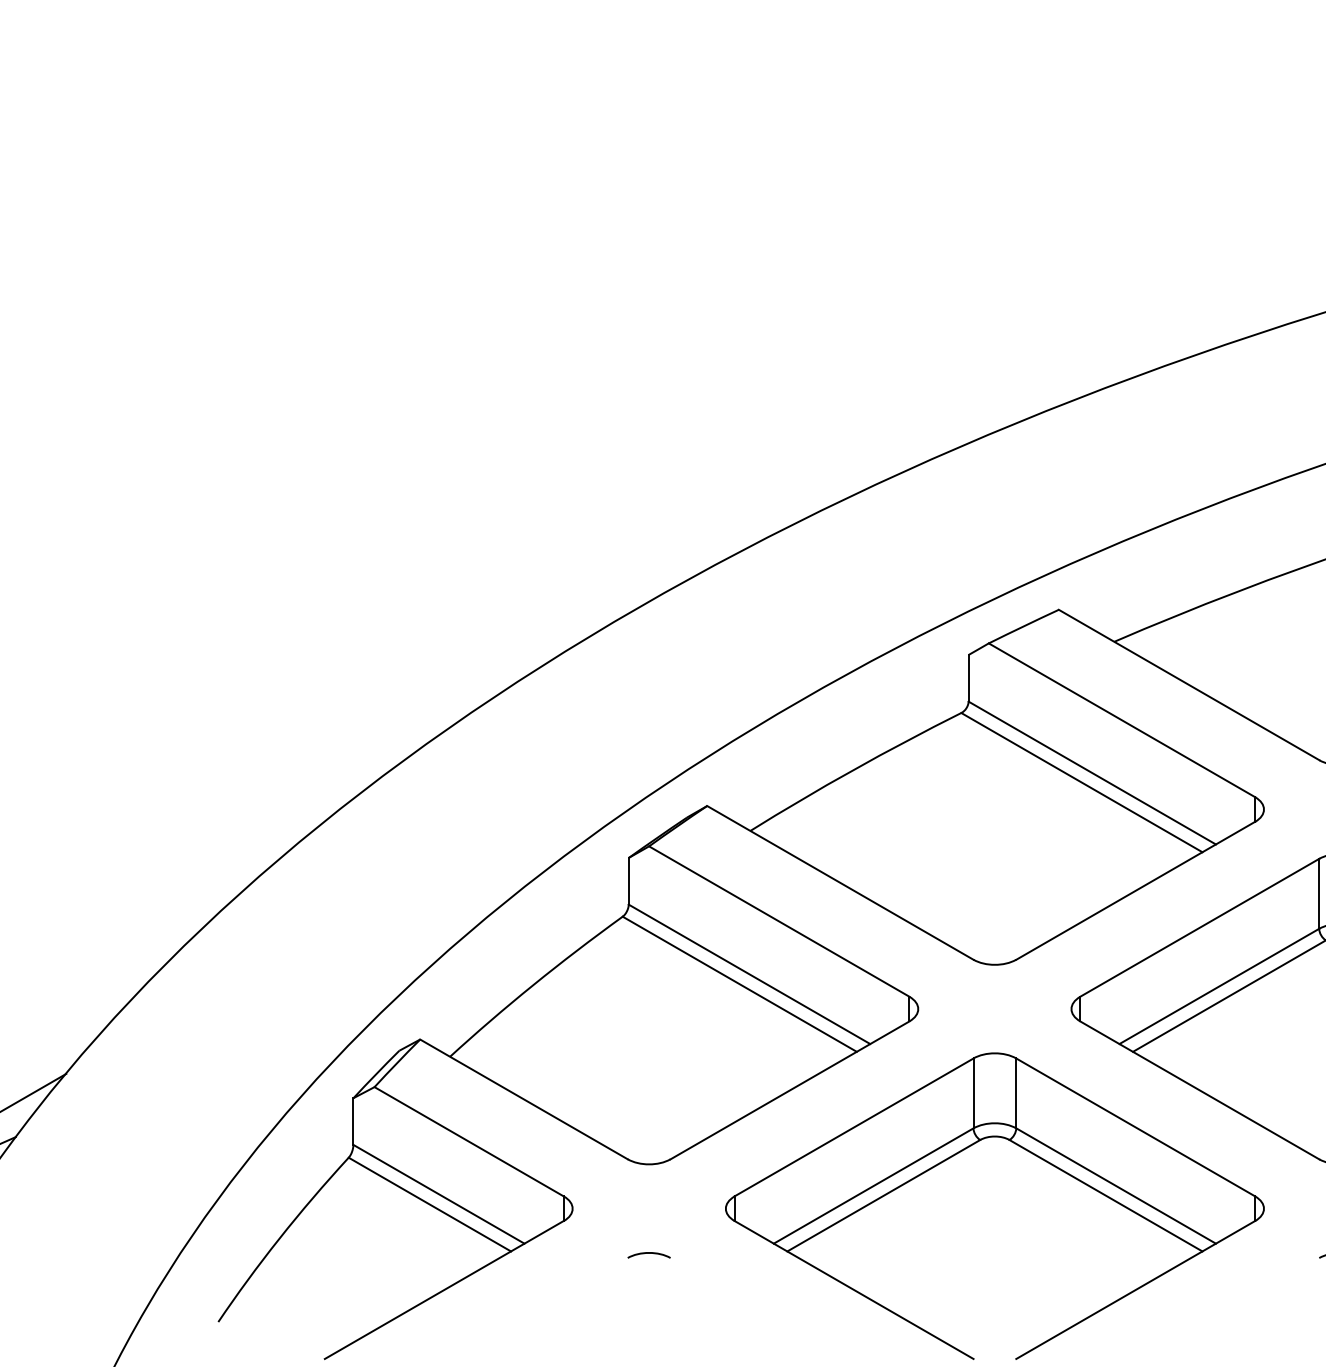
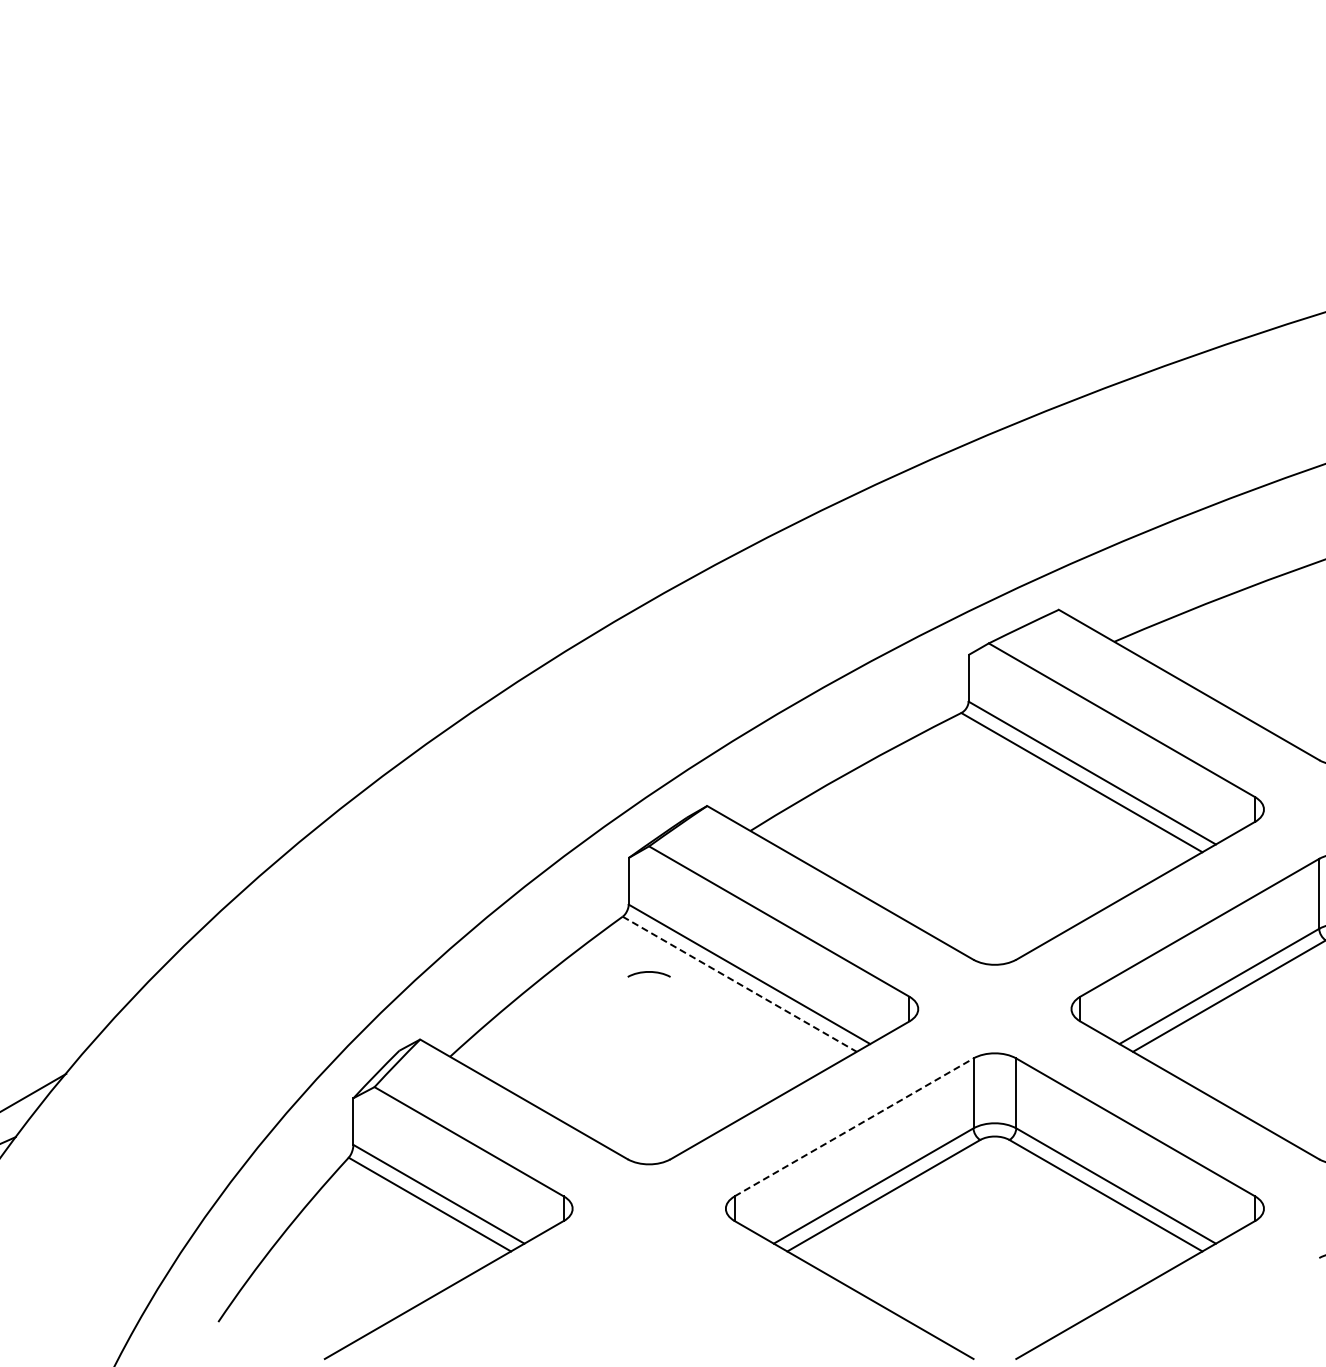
line: solid -> dashed (740, 984)
line: solid -> dashed (854, 1127)
curve position: (648, 1253) -> (648, 972) (648, 972)
